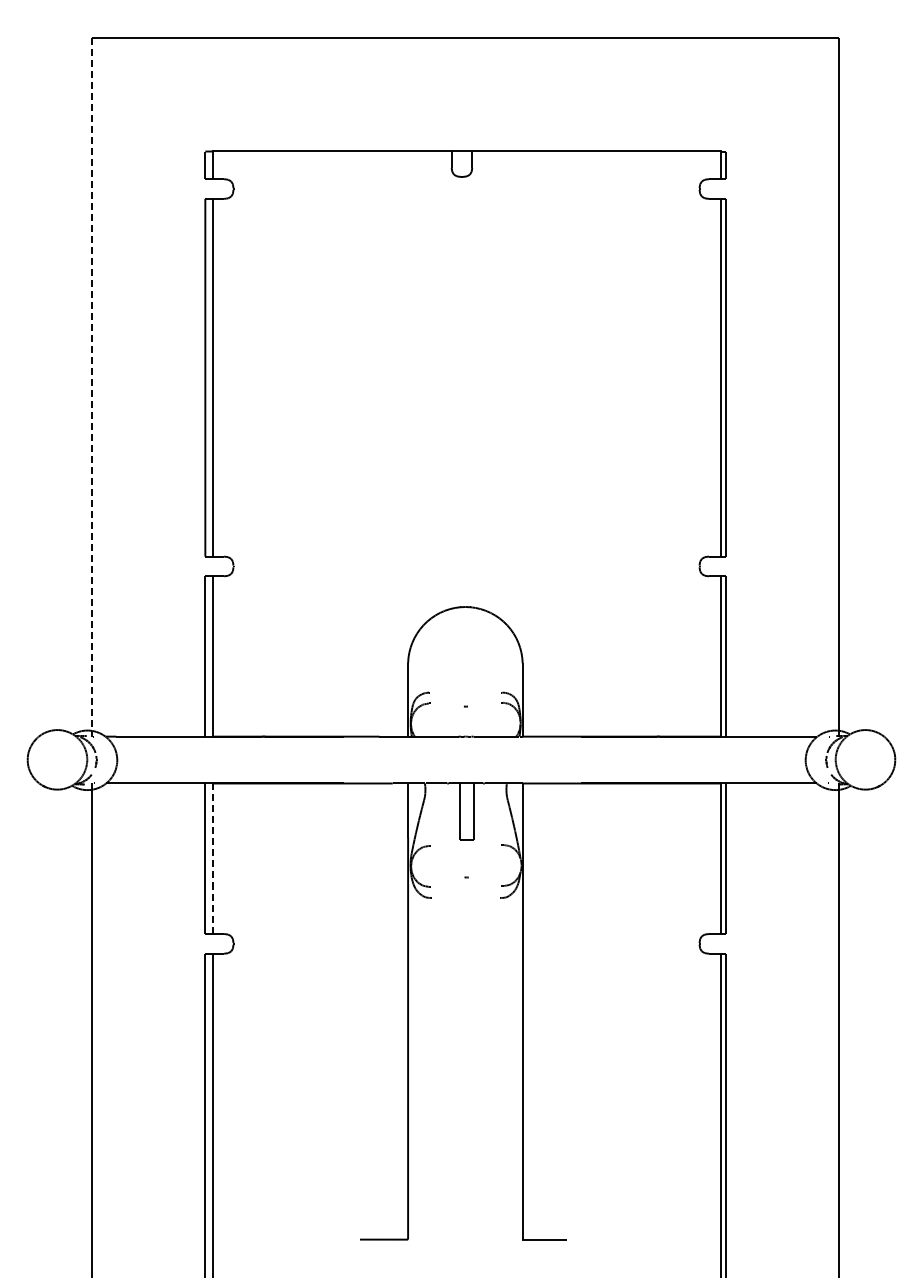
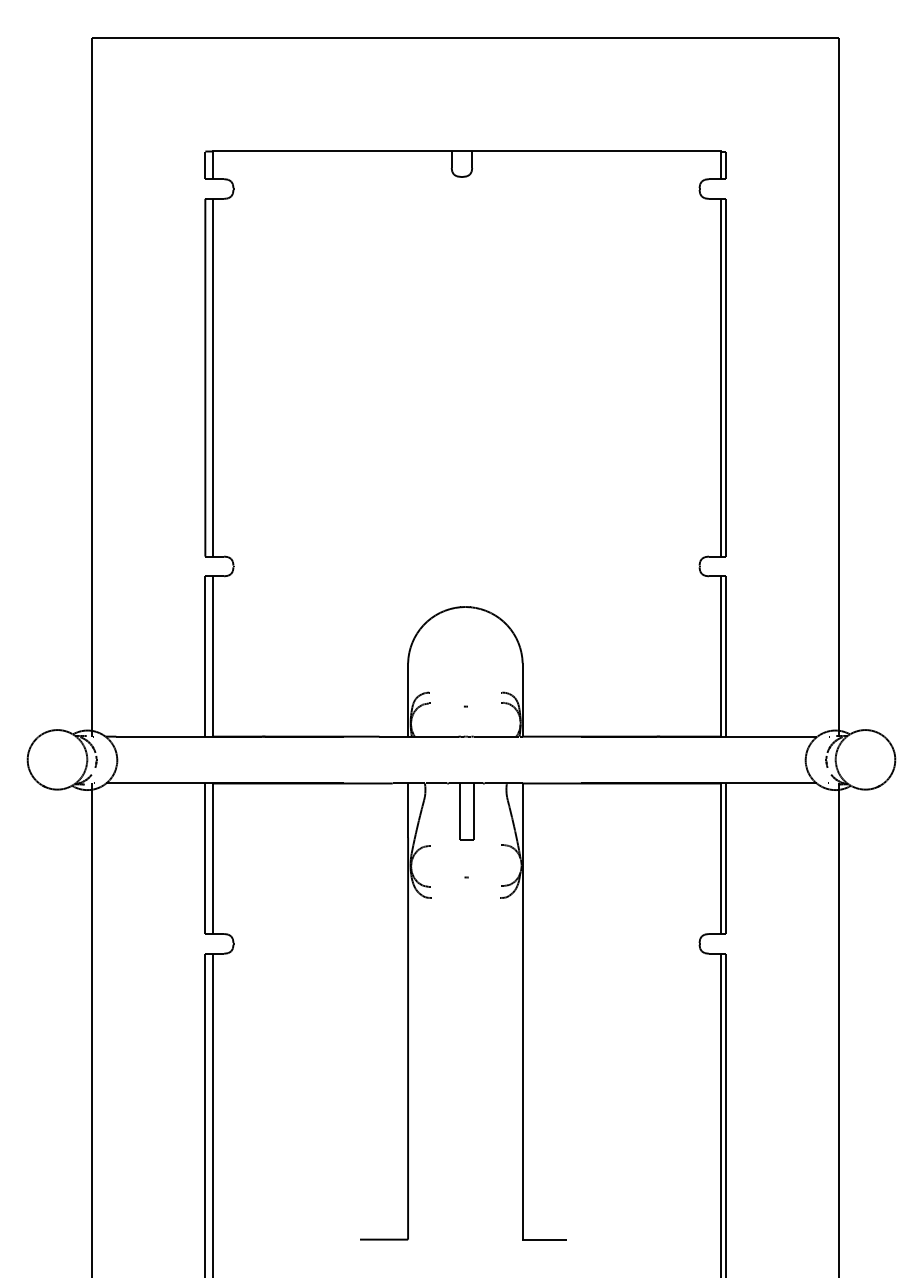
line: dashed -> solid (92, 387)
line: dashed -> solid (212, 859)
